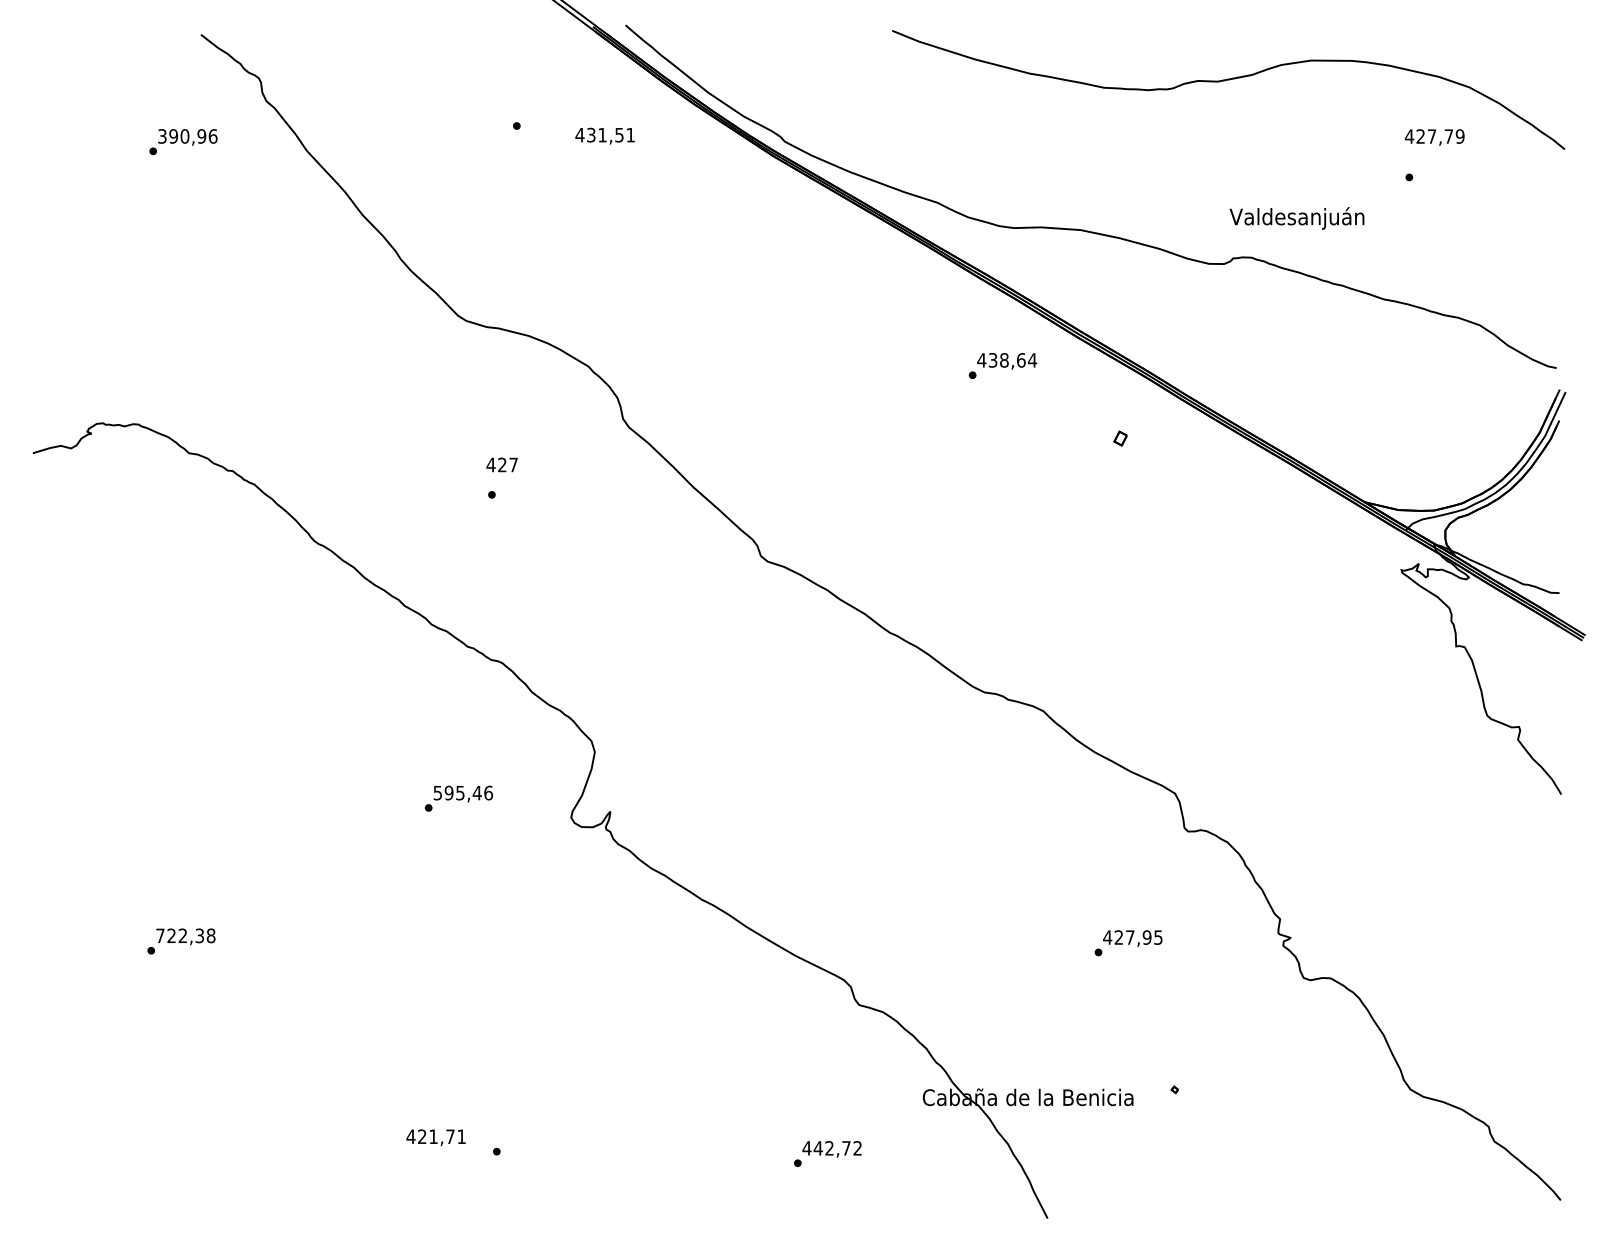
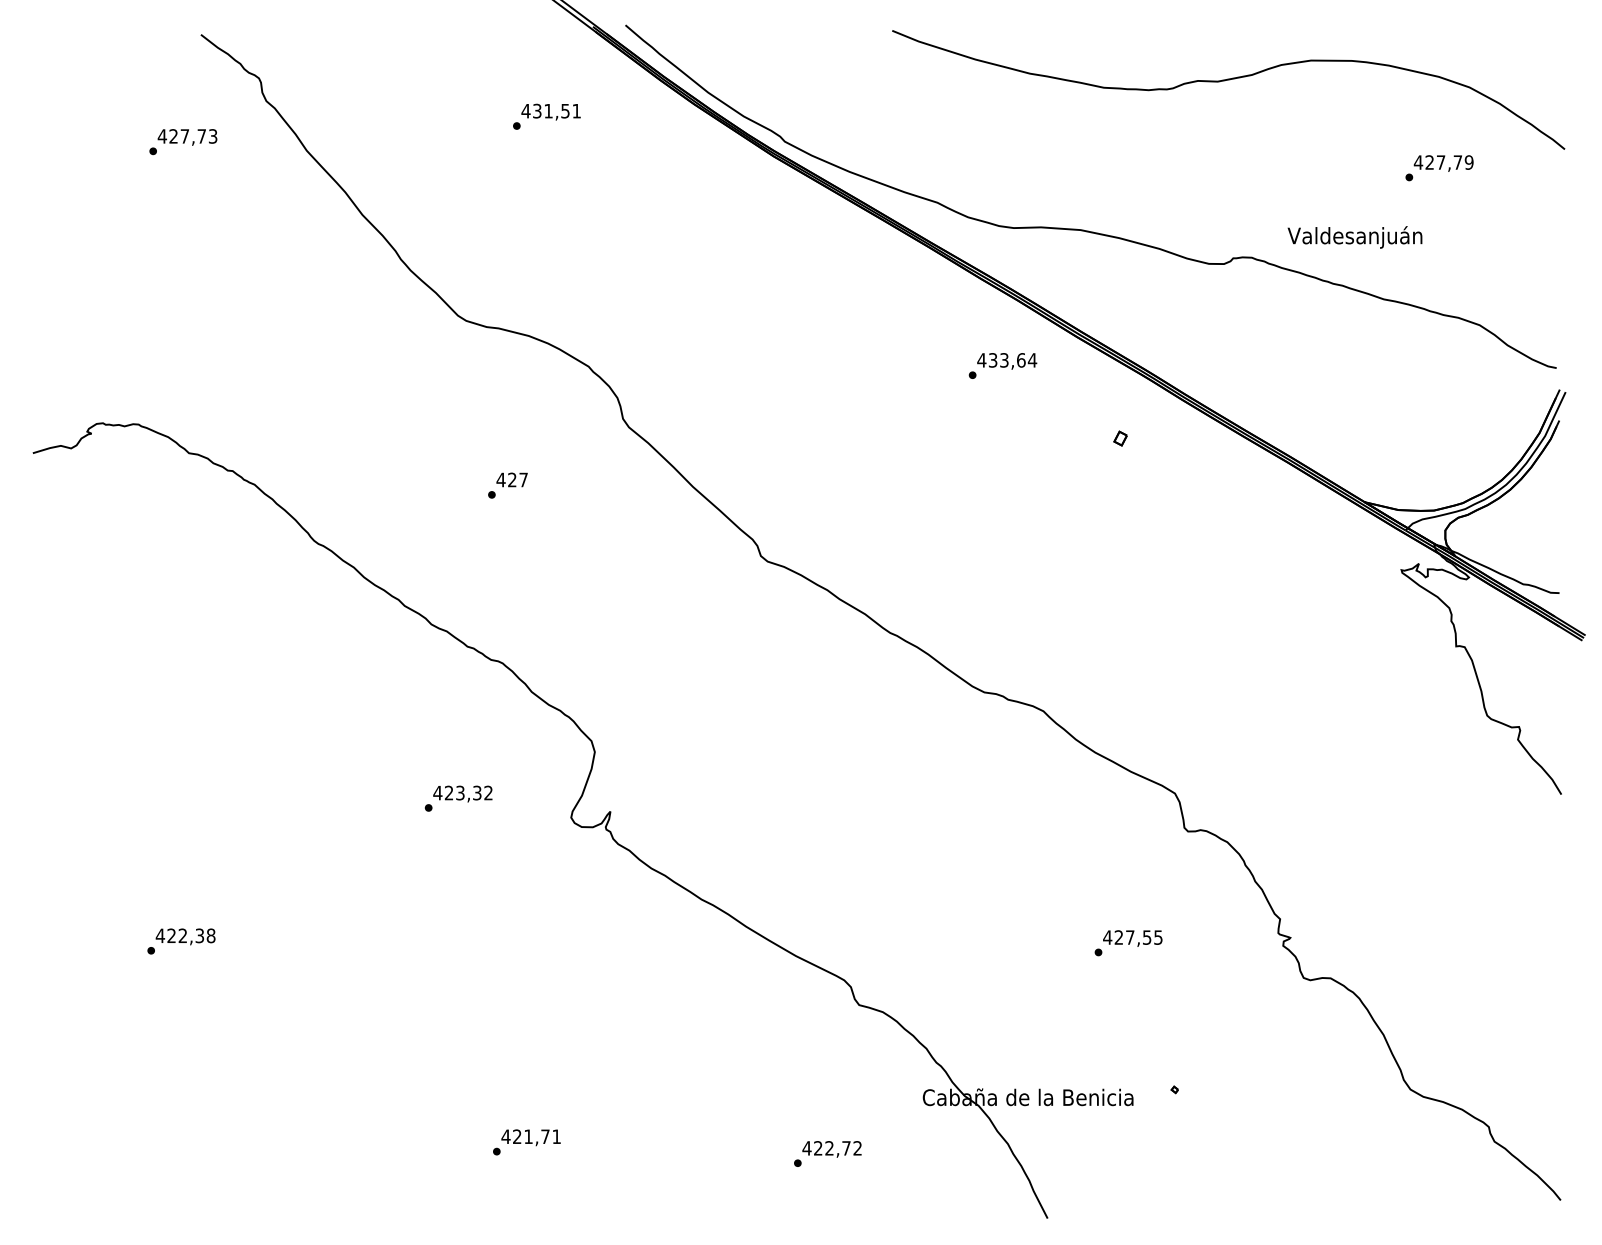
text position: (604, 135) -> (550, 111) (550, 111)
text: 390,96 -> 427,73 (187, 136)
text position: (1434, 137) -> (1443, 163) (1443, 163)
text position: (1296, 218) -> (1354, 237) (1354, 237)
text: 438,64 -> 433,64 (1004, 360)
text position: (501, 464) -> (511, 479) (511, 479)
text: 595,46 -> 423,32 (463, 792)
text: 722,38 -> 422,38 (160, 935)
text: 427,95 -> 427,55 (1146, 937)
text position: (435, 1137) -> (530, 1137) (530, 1137)
text: 442,72 -> 422,72 (817, 1148)
